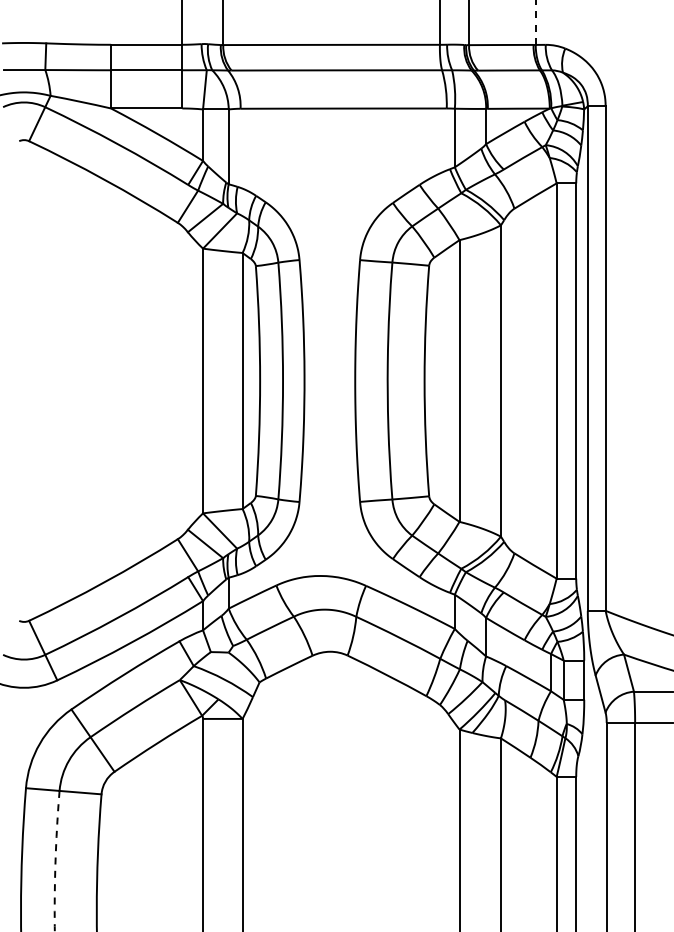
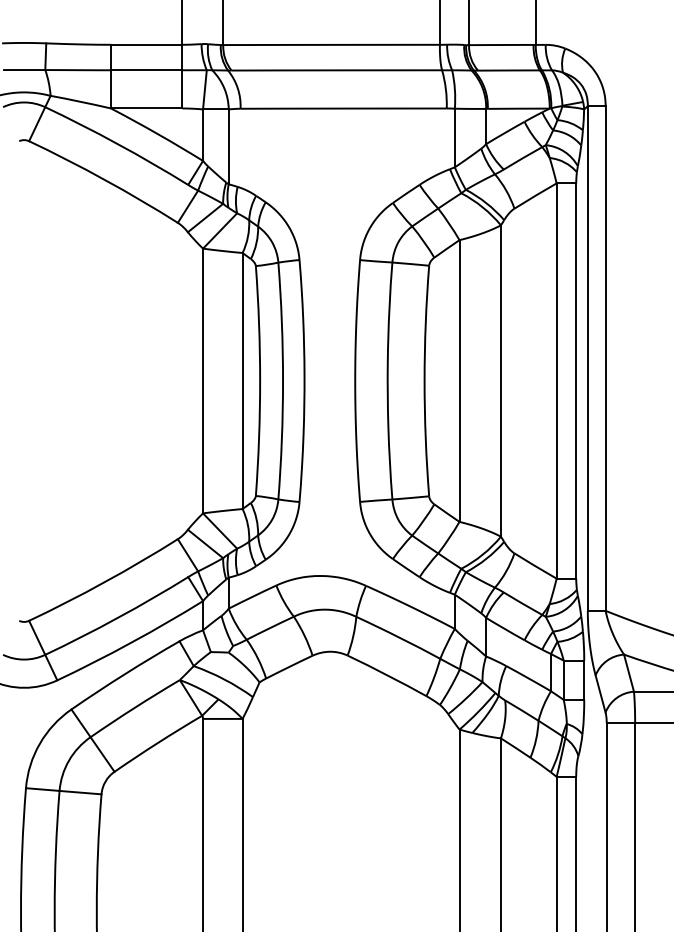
line: dashed -> solid (535, 22)
arc: dashed -> solid (55, 861)
